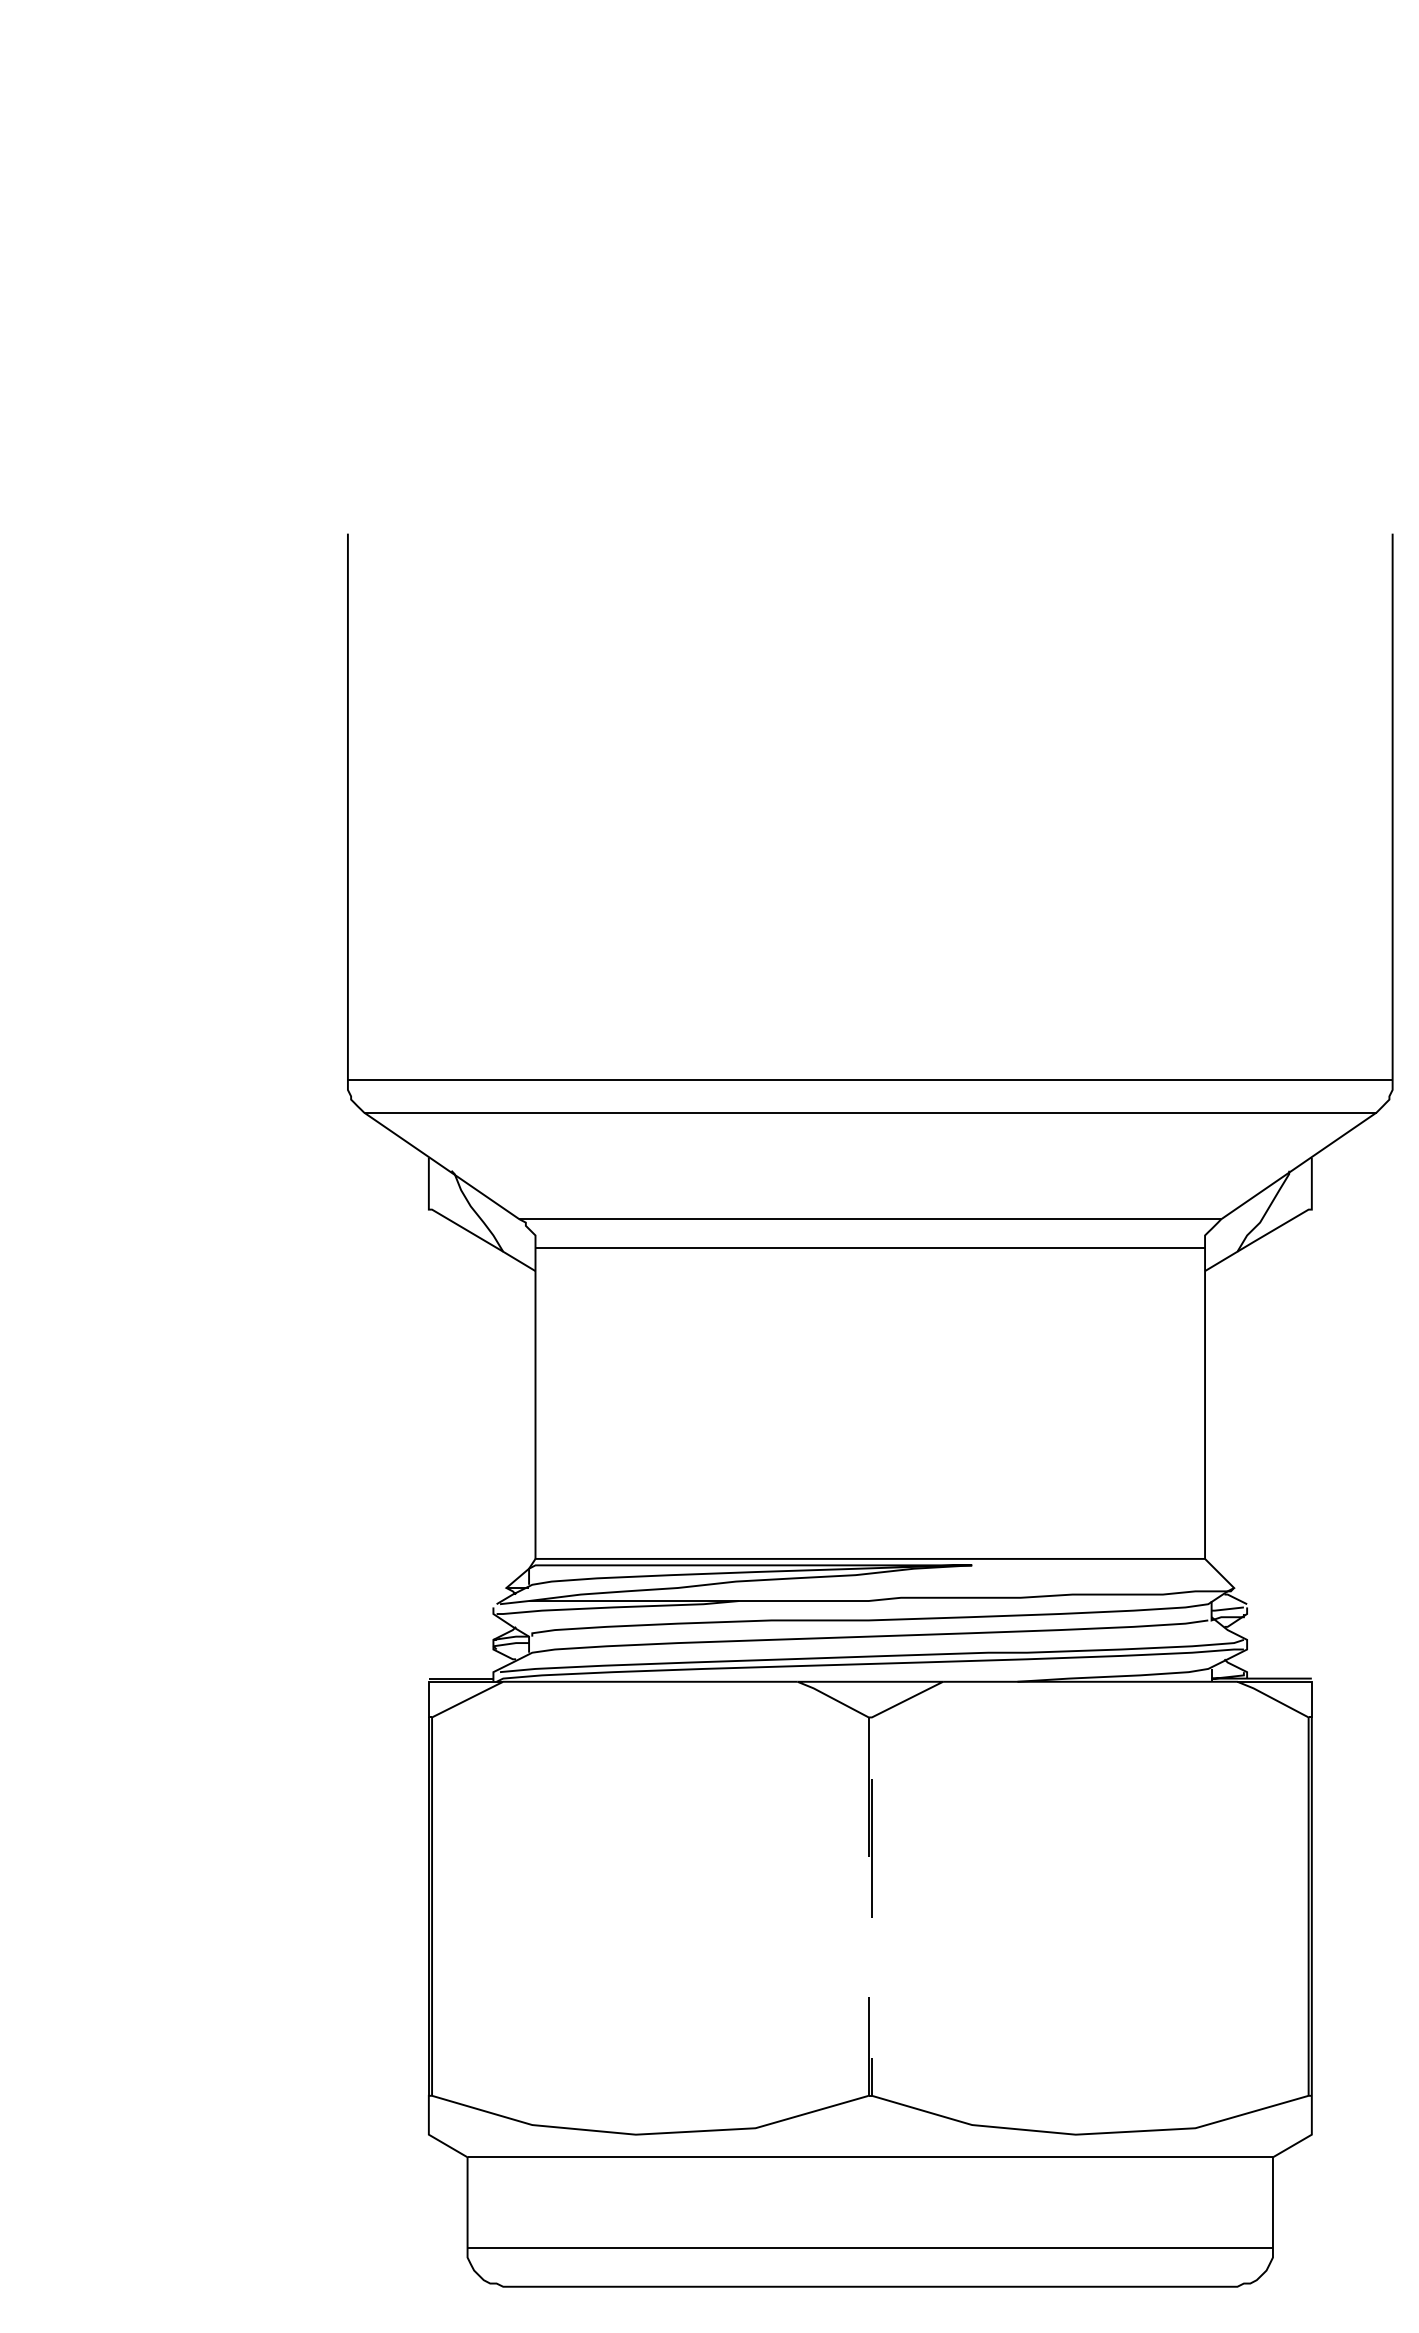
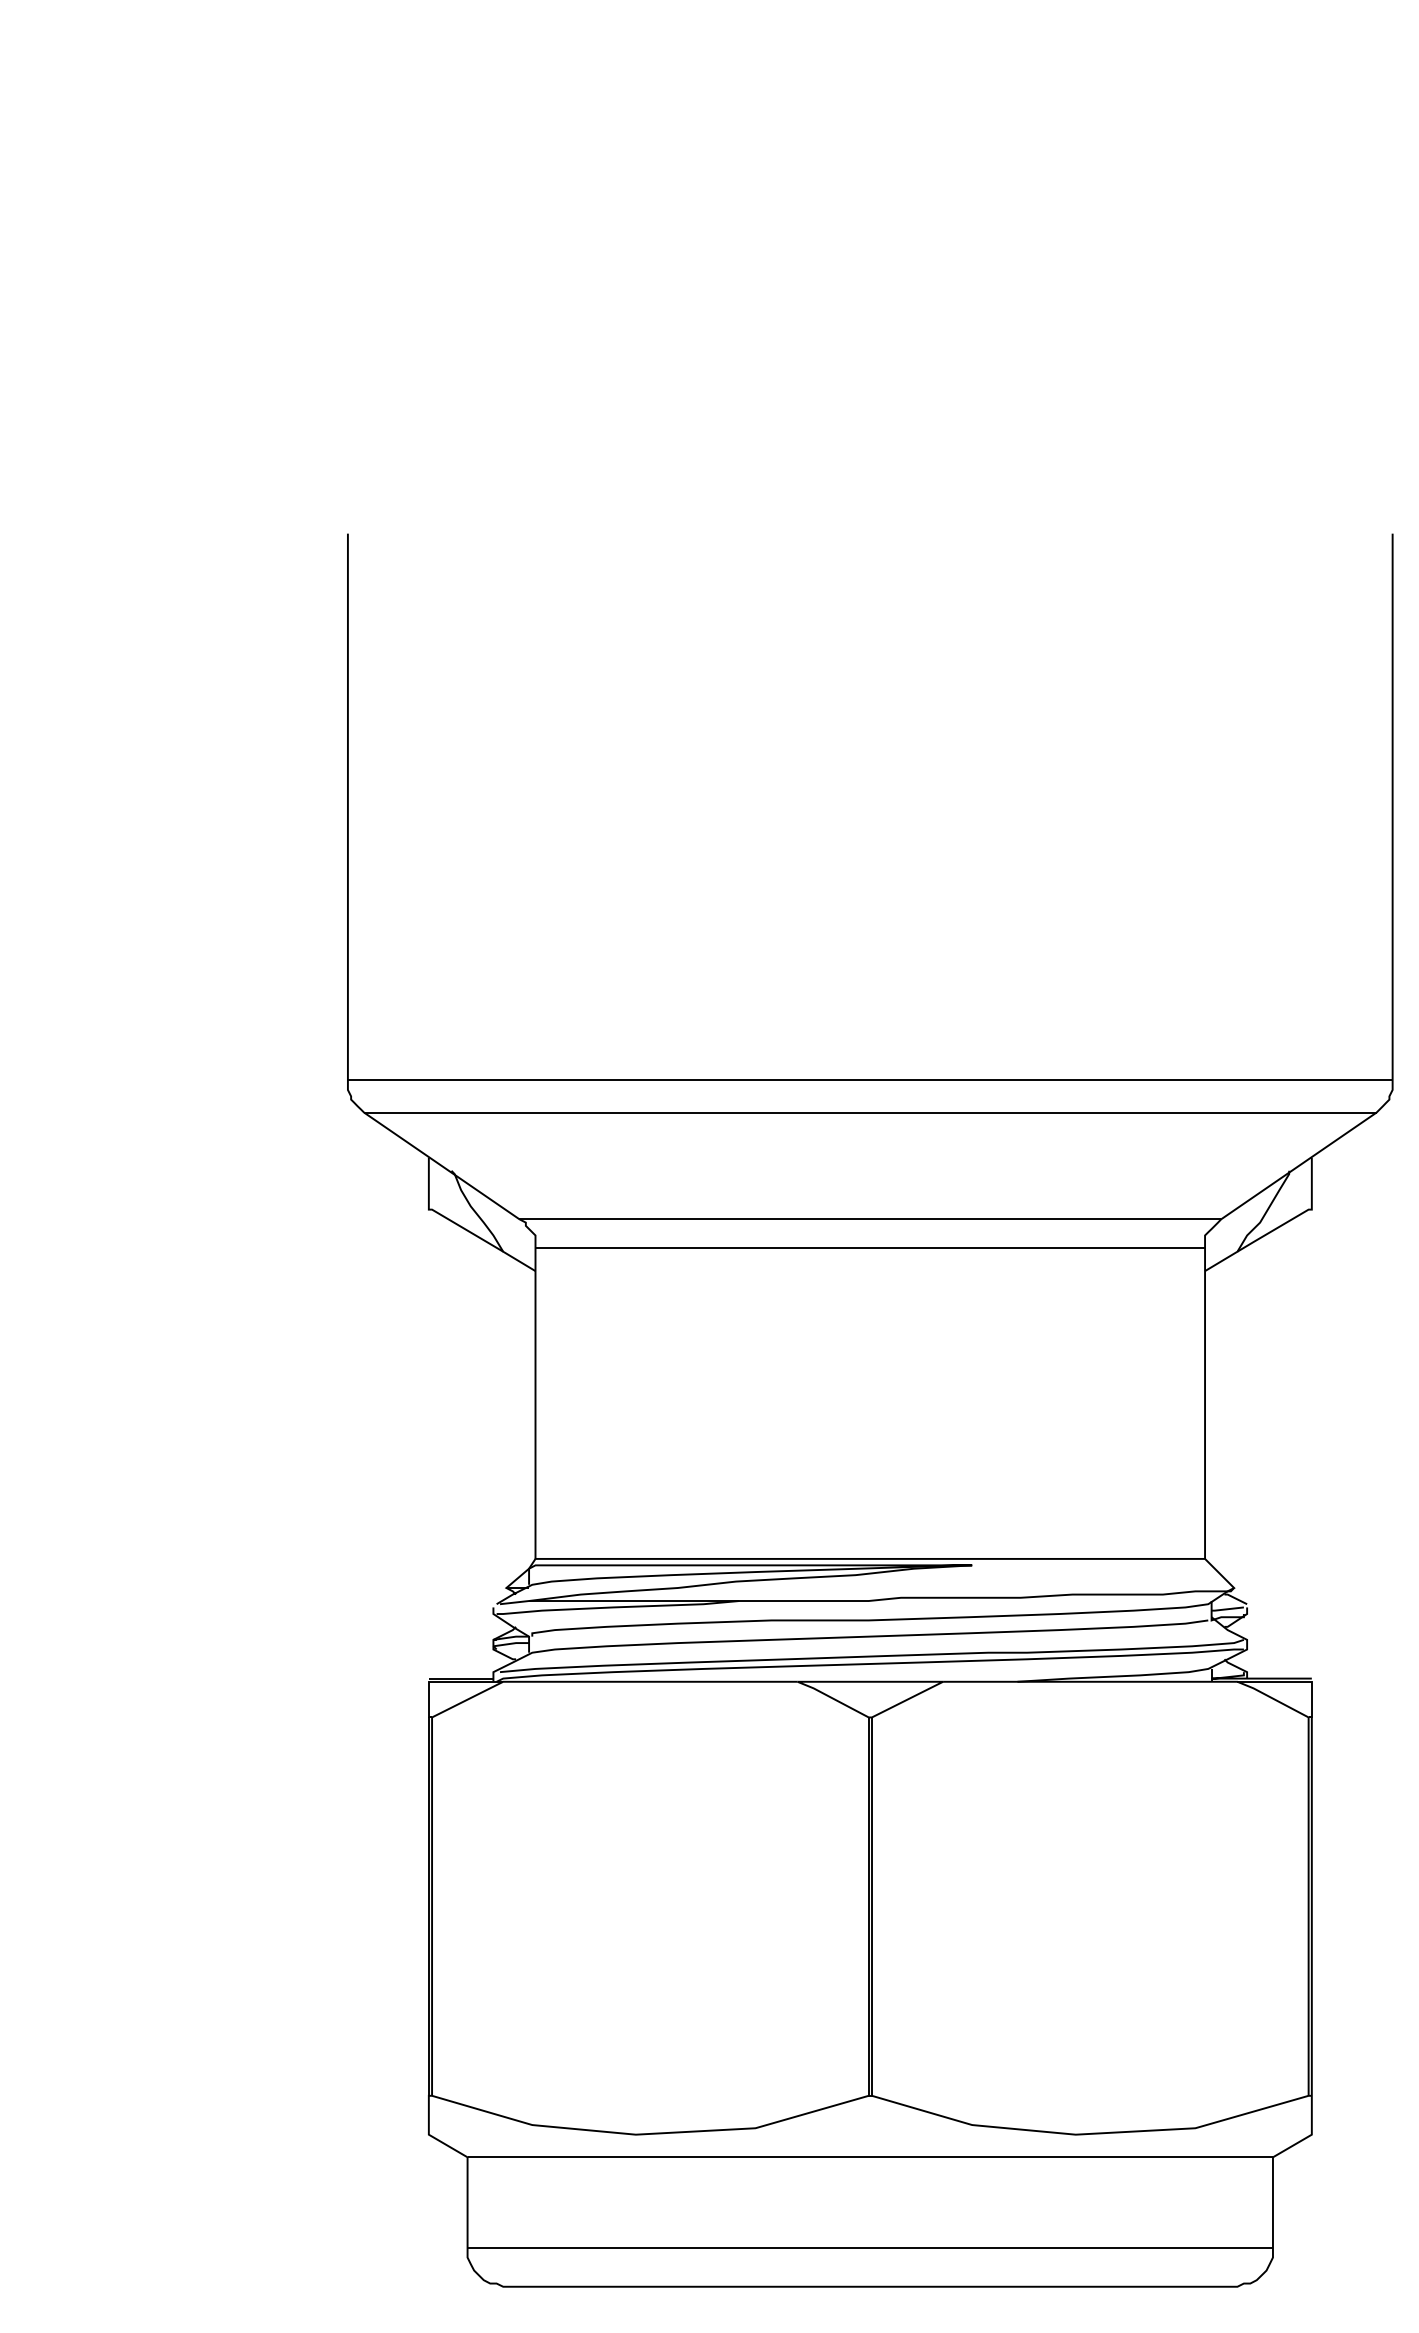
line: dashed -> solid (870, 2095)
